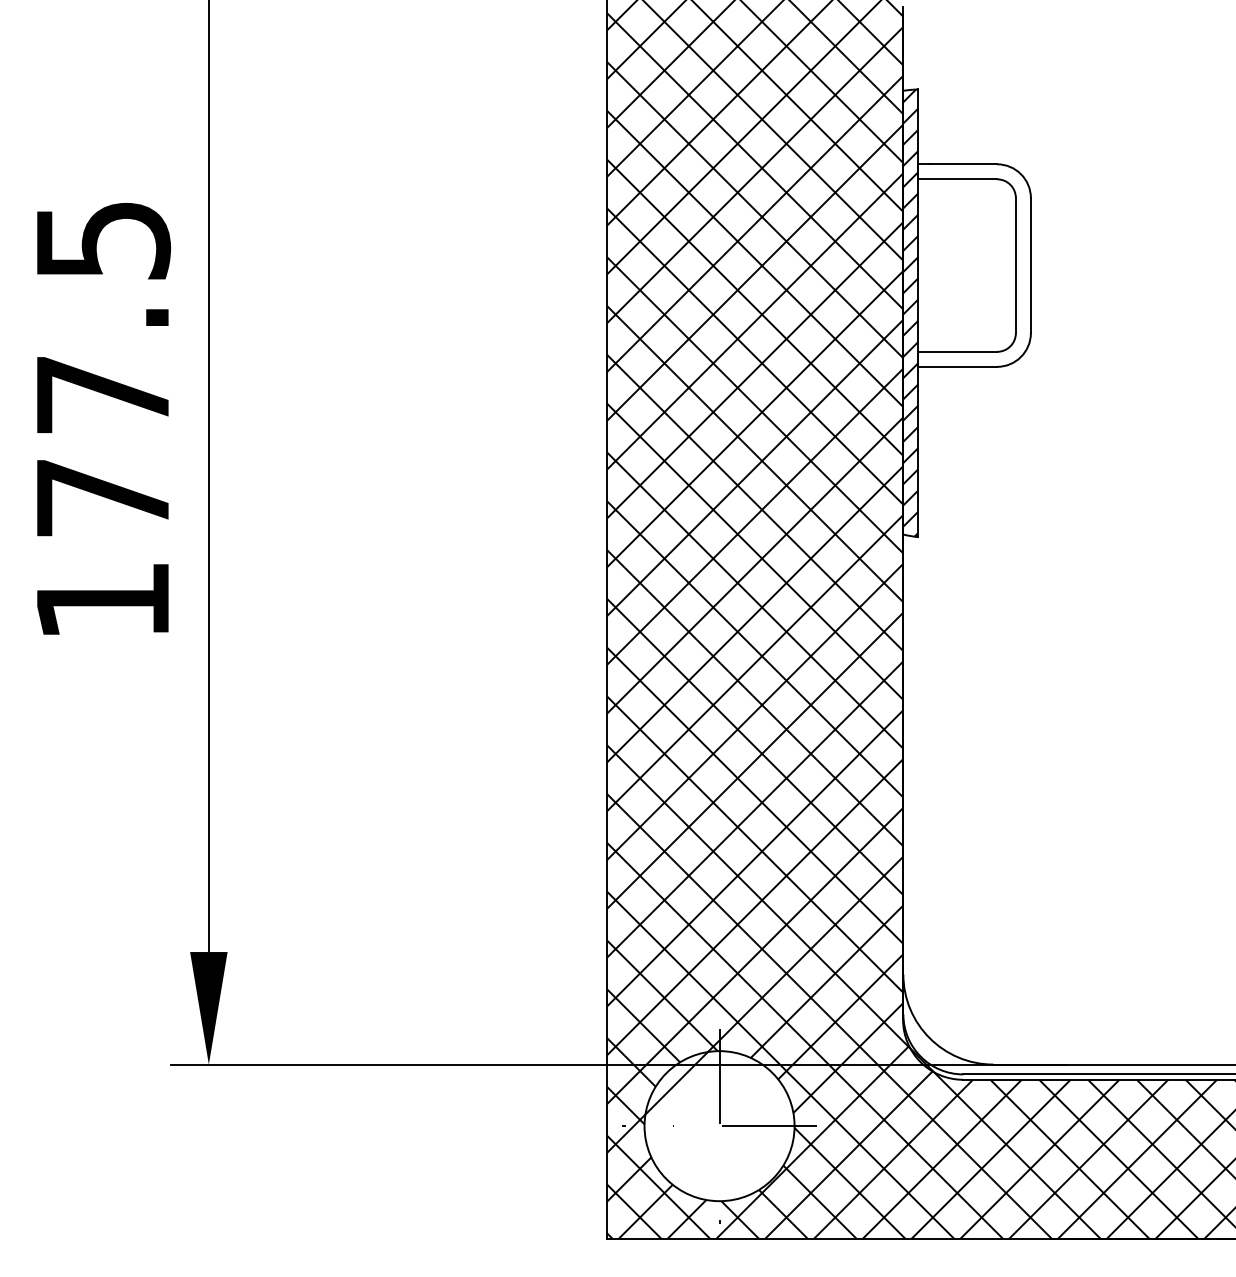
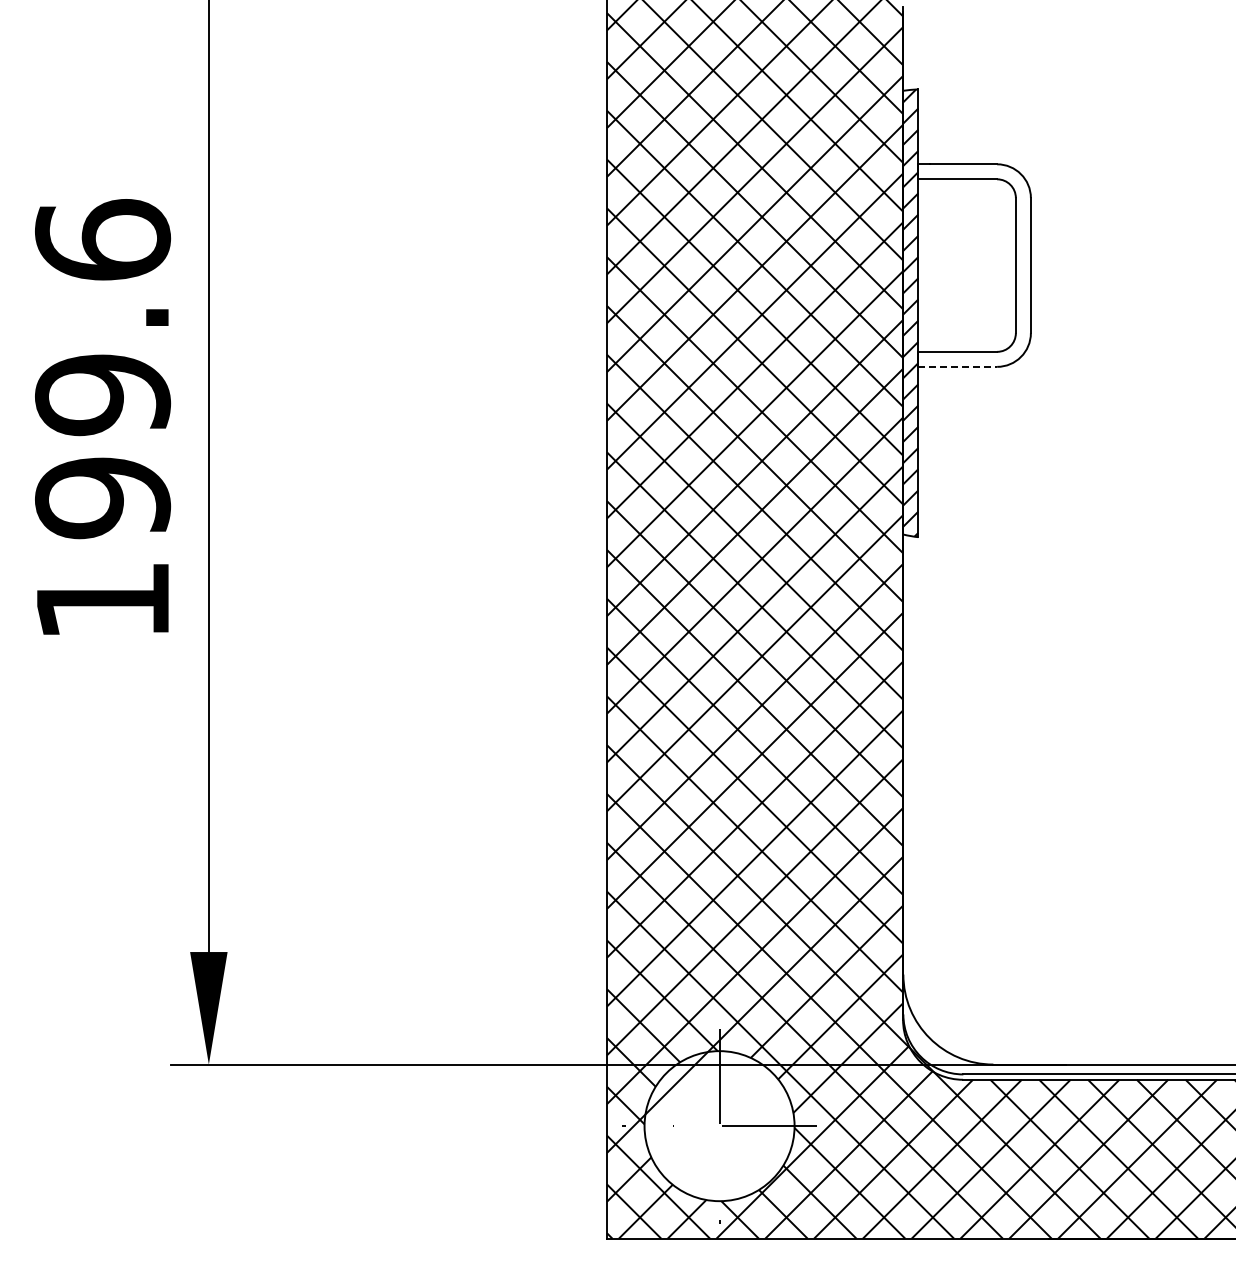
line: solid -> dashed (958, 366)
text: 177.5 -> 199.6 (103, 369)
